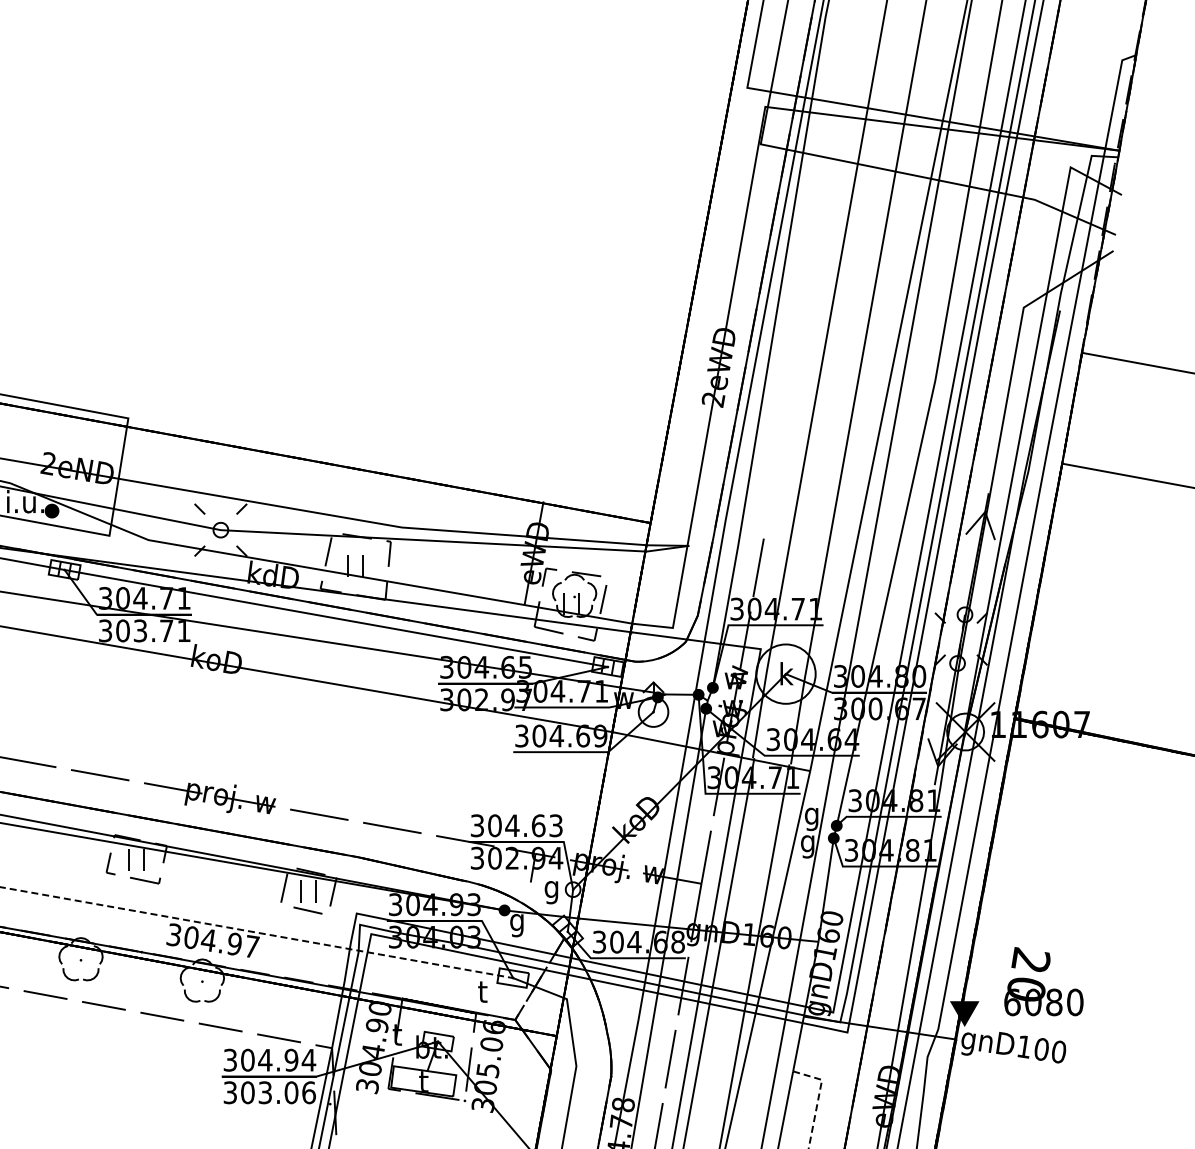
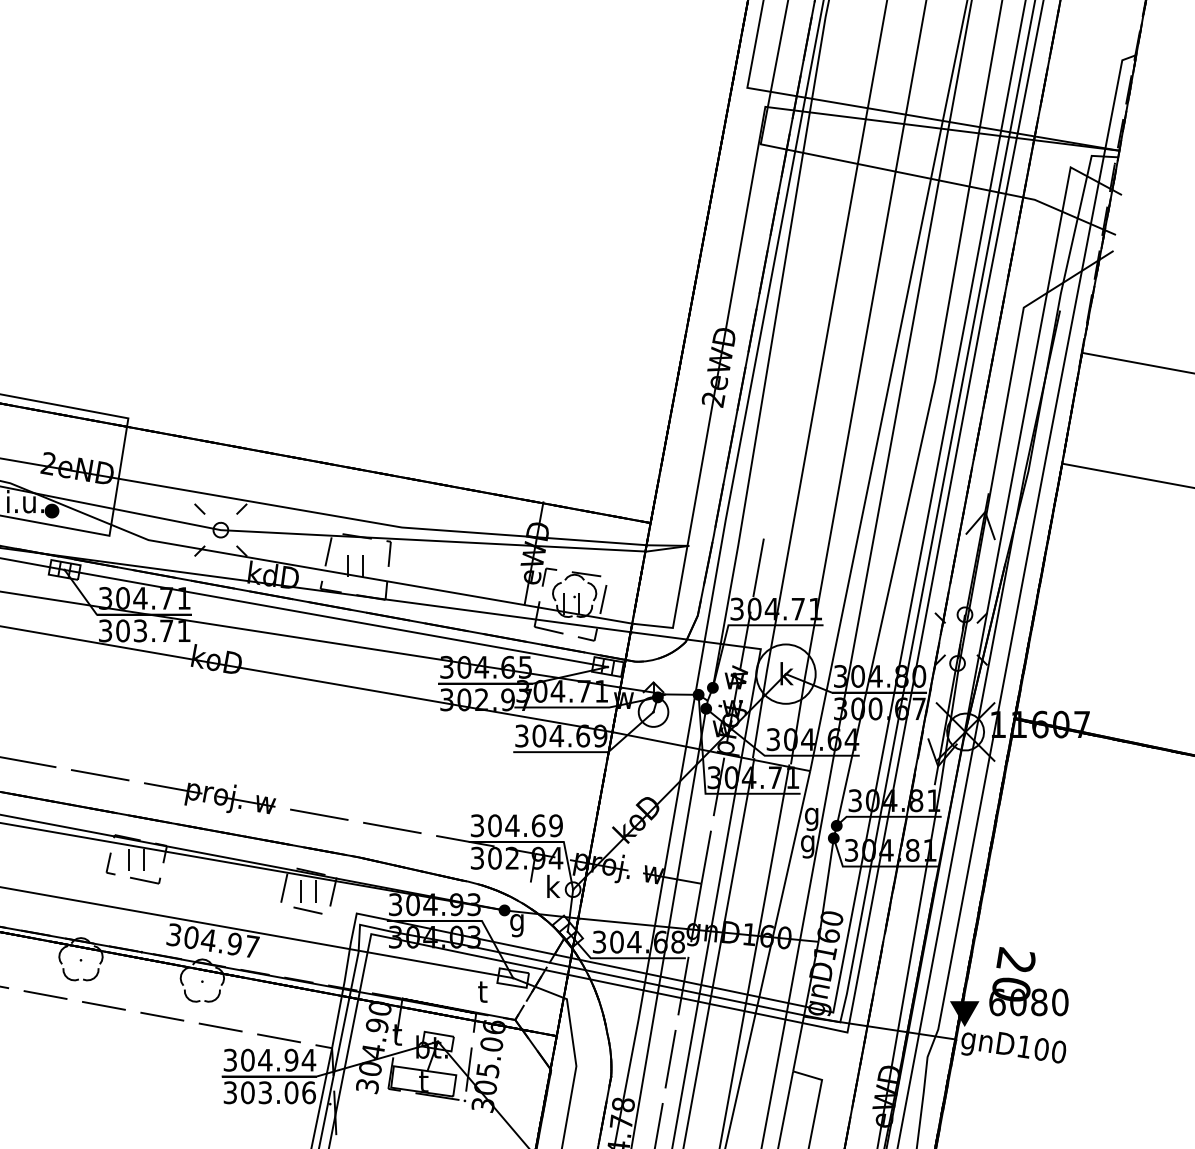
text: 304.63 -> 304.69 (555, 825)
text: g -> k (552, 889)
line: dashed -> solid (257, 932)
text position: (1043, 981) -> (1028, 981) (1028, 981)
line: dashed -> solid (818, 1098)
